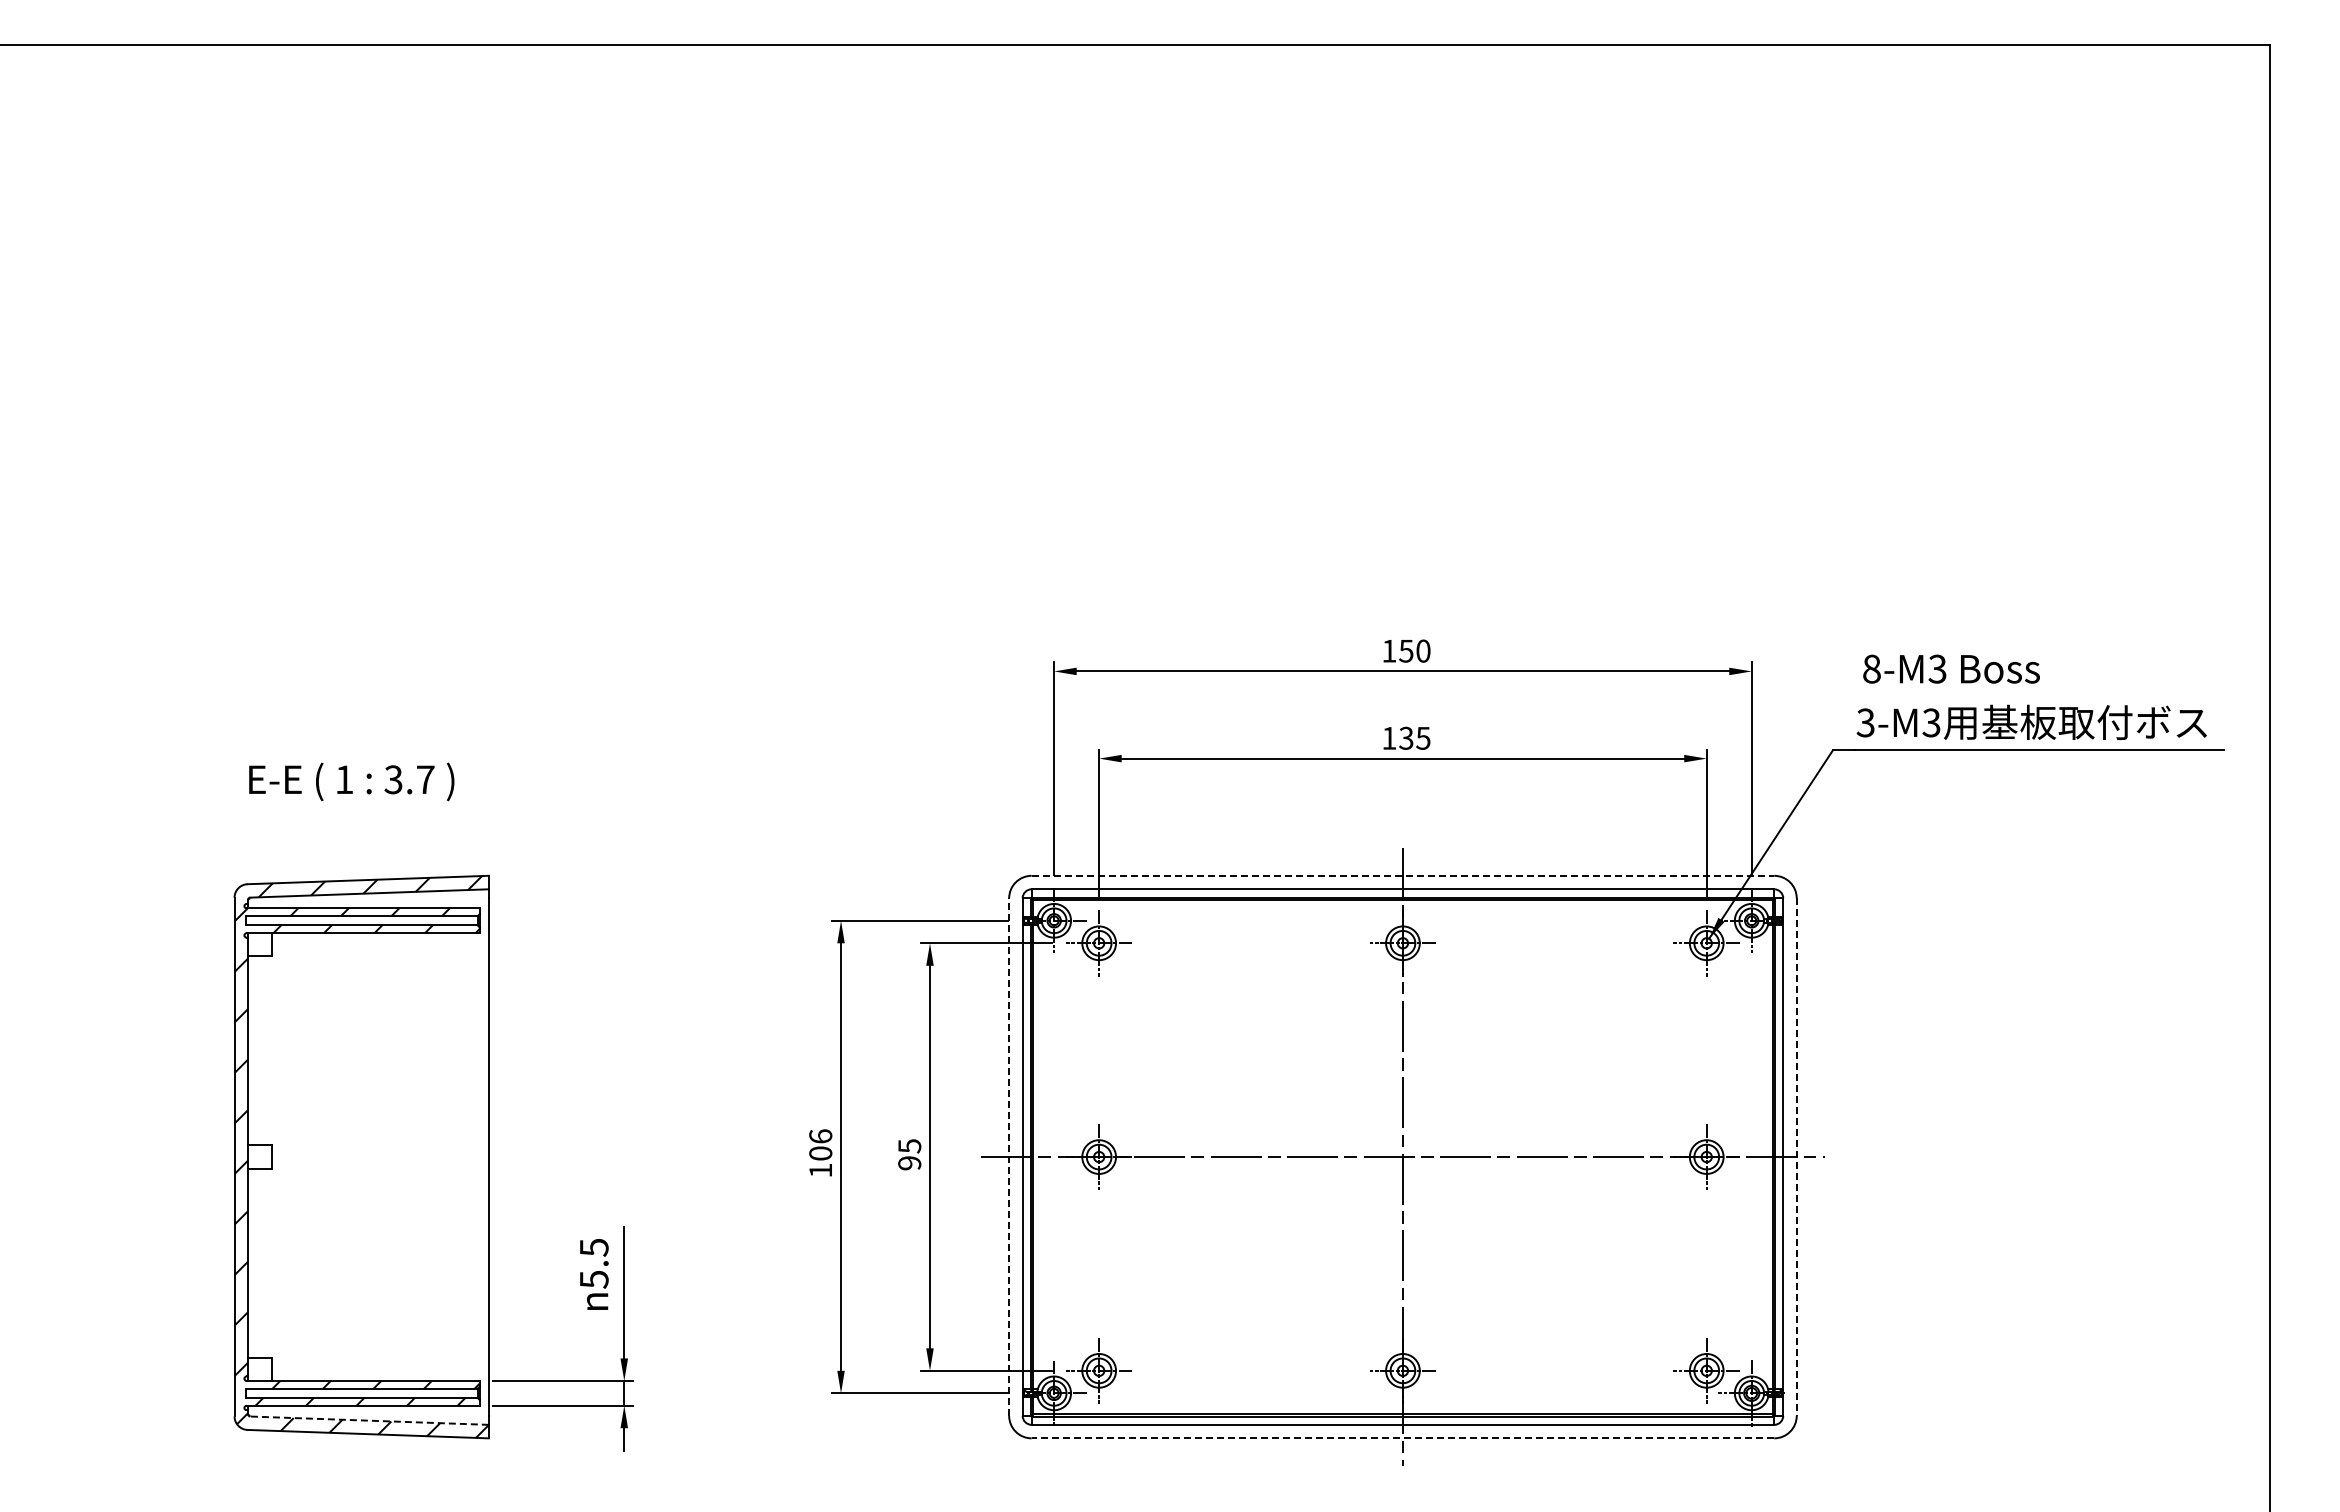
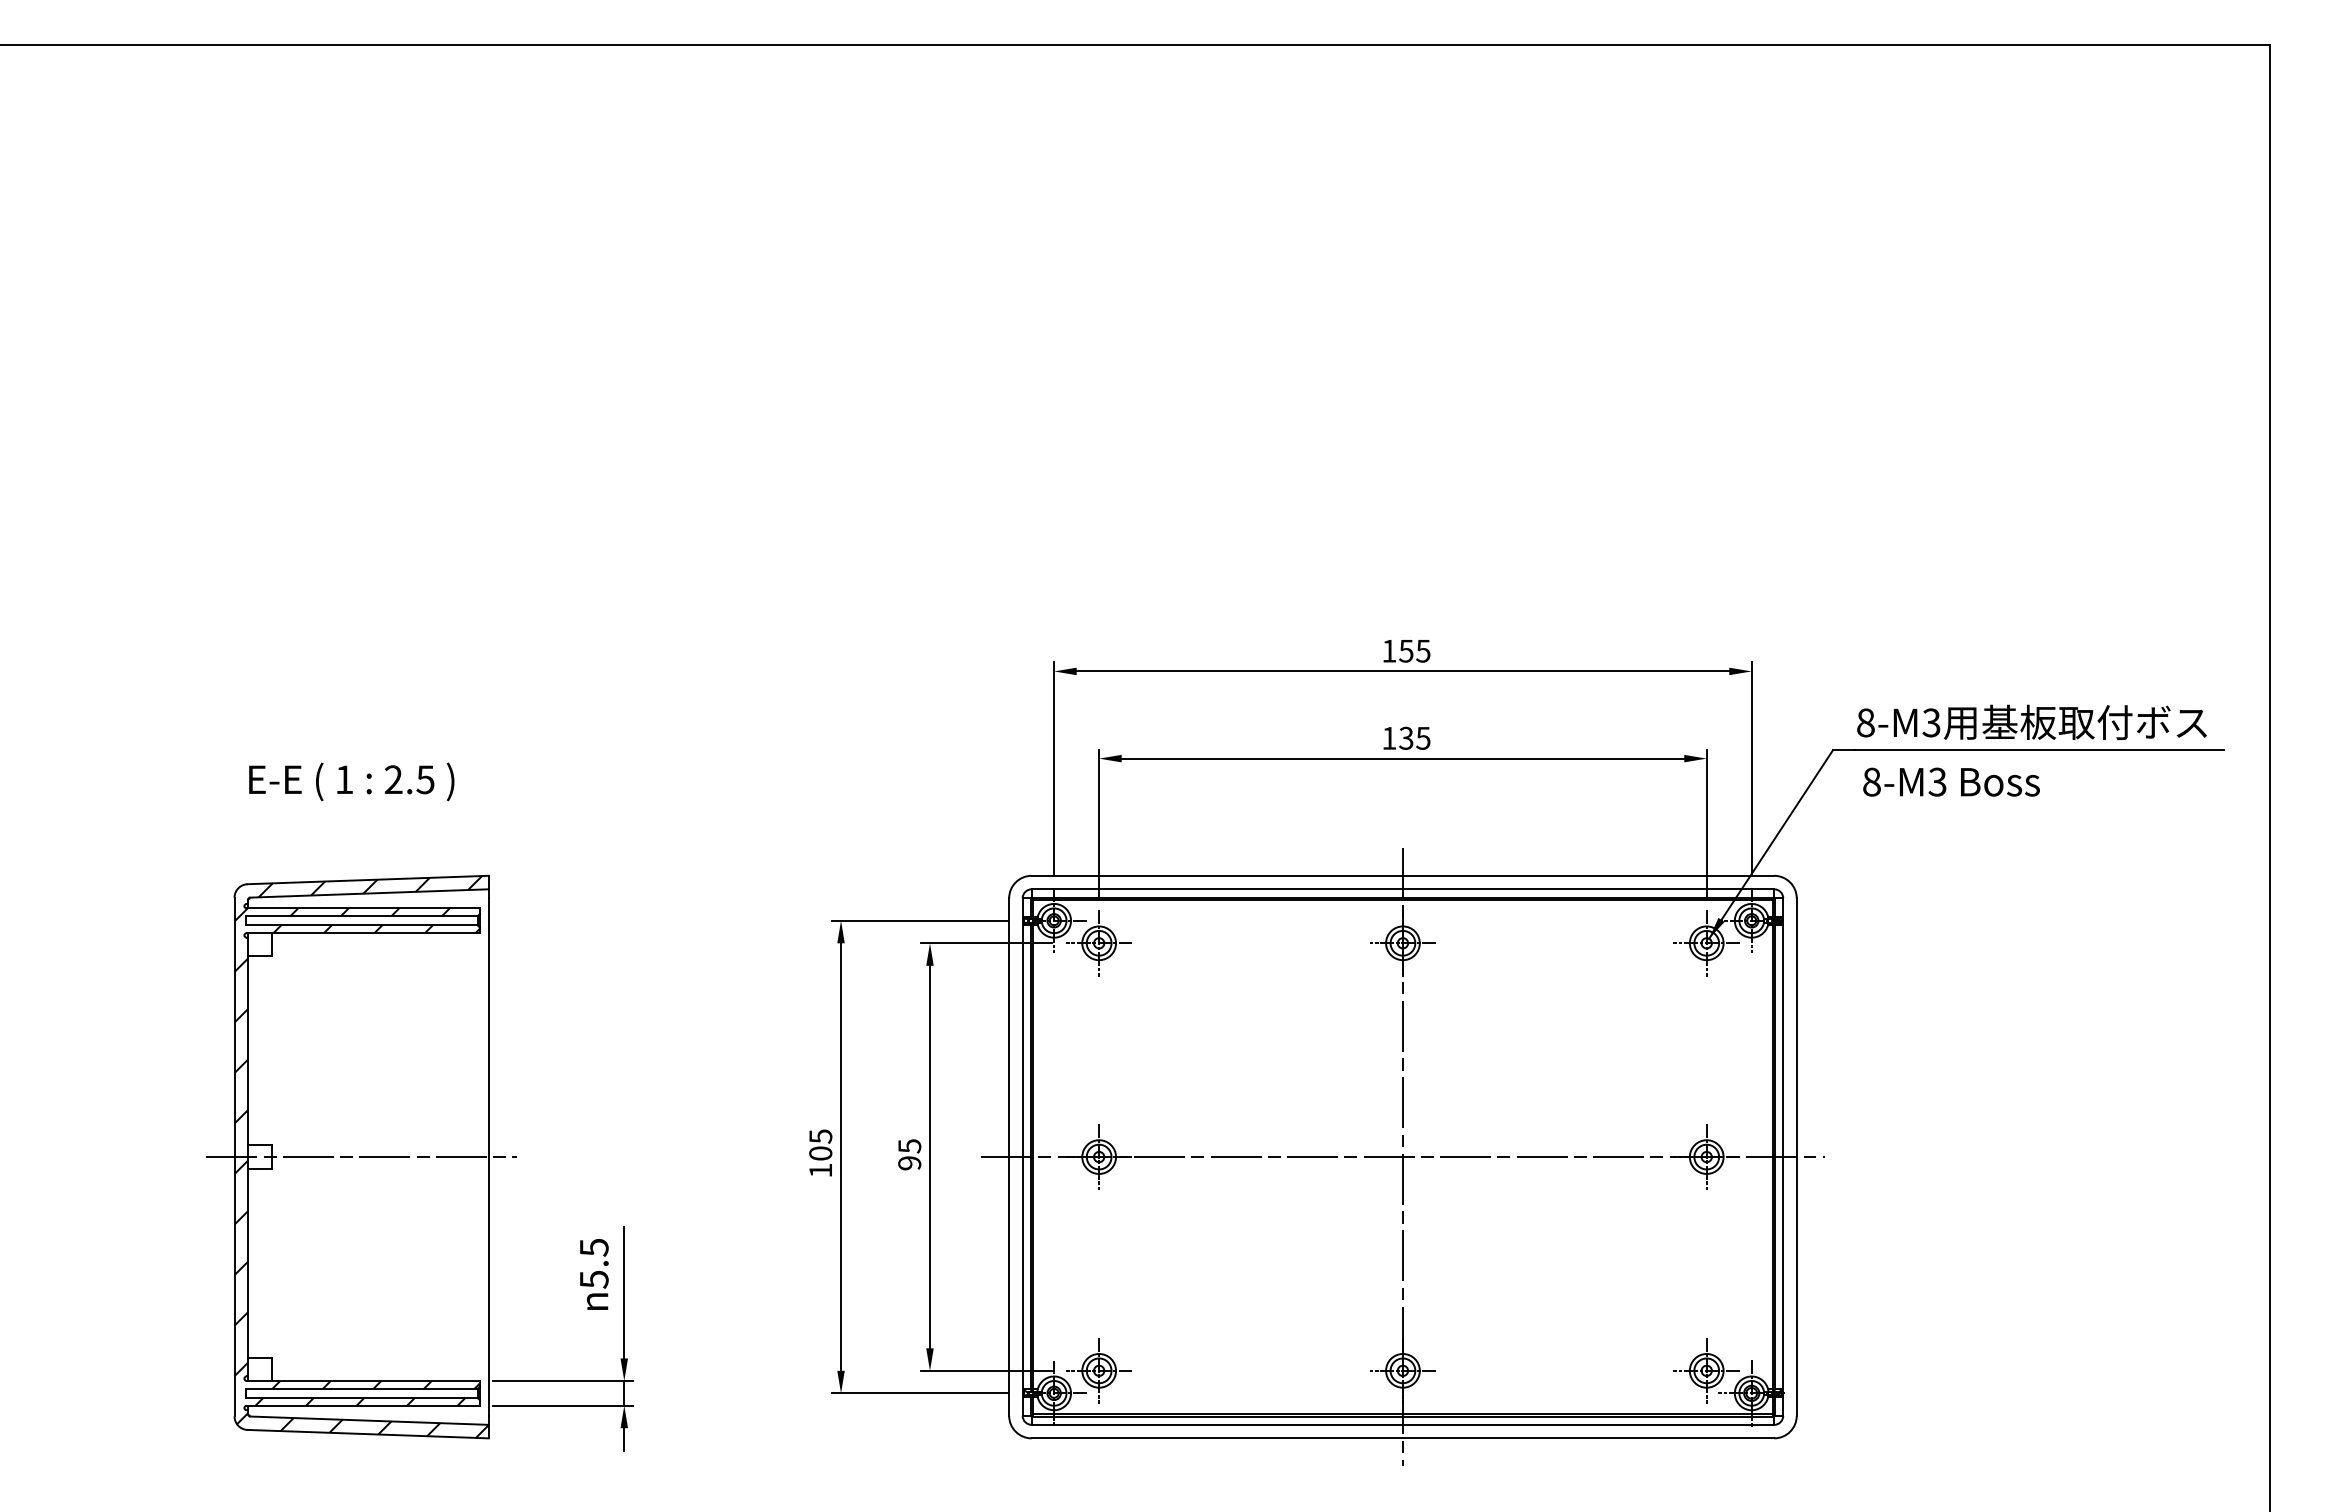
text: 150 -> 155 (1423, 650)
text position: (1951, 668) -> (1951, 781) (1951, 781)
text: 3-M3 -> 8-M3 (1865, 722)
text: 3.7 -> 2.5 (409, 779)
line: dashed -> solid (1403, 875)
text: 106 -> 105 (820, 1136)
line: none -> present (361, 1157)
line: dashed -> solid (1009, 1157)
line: dashed -> solid (1796, 1157)
line: dashed -> solid (369, 1420)
line: dashed -> solid (1402, 1438)
